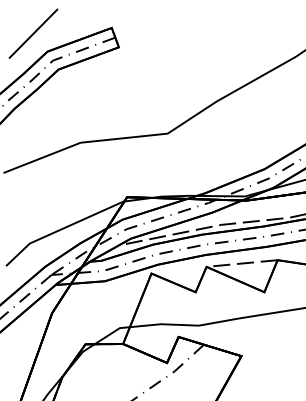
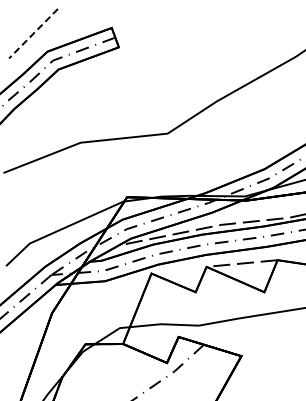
line: solid -> dashed (33, 33)
